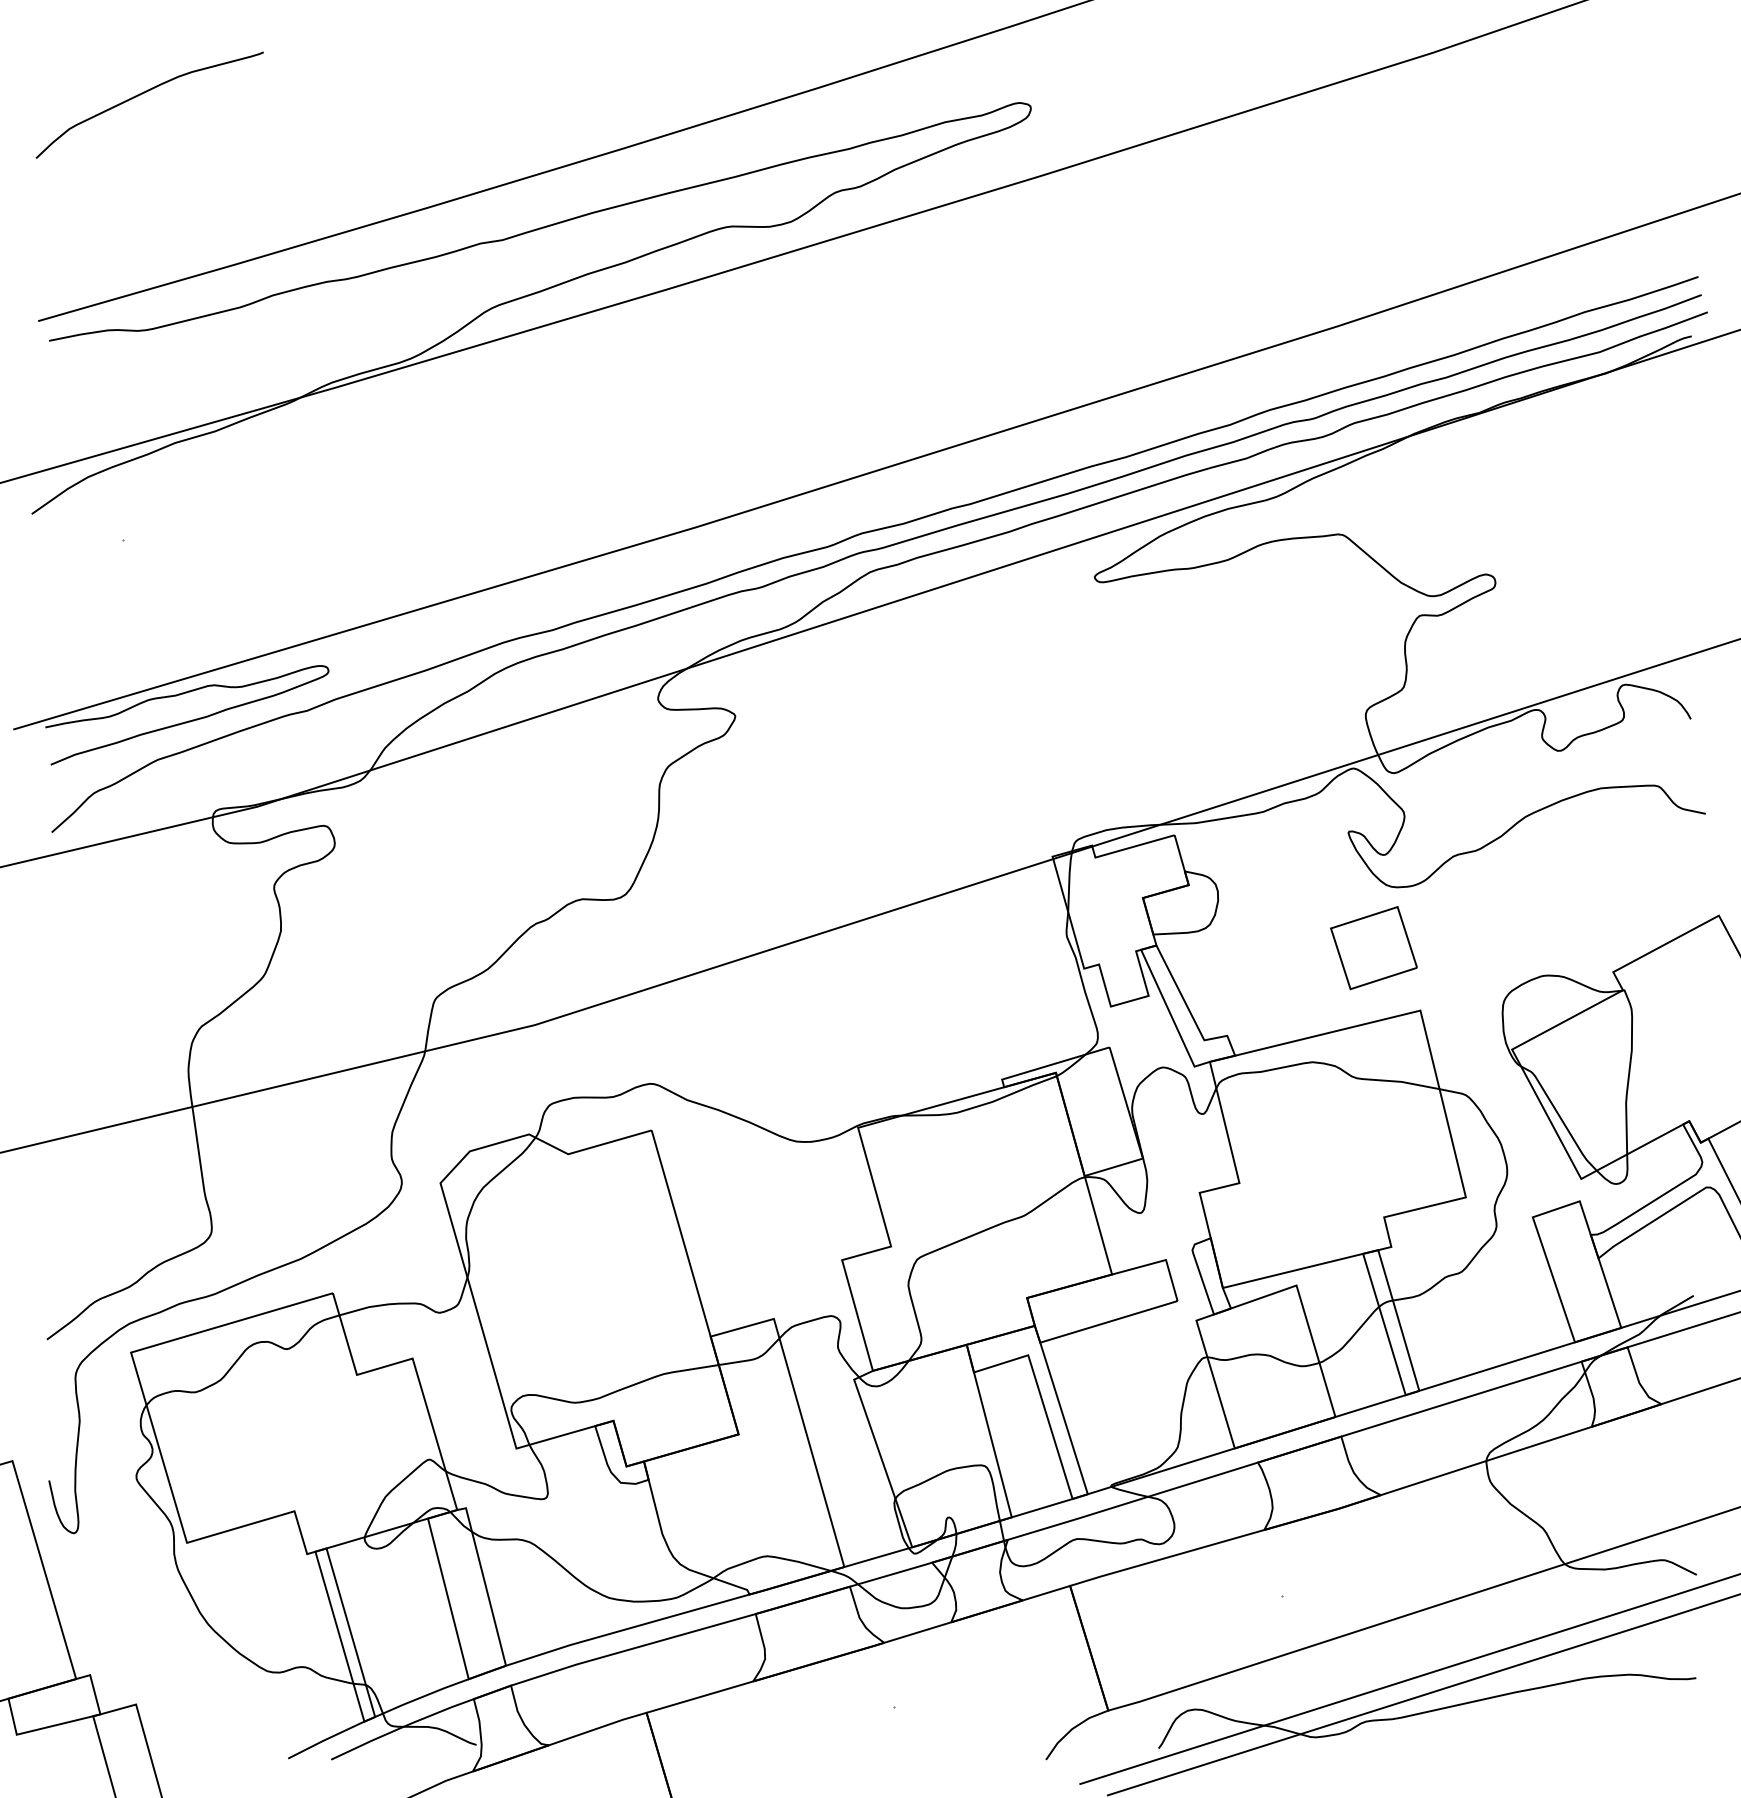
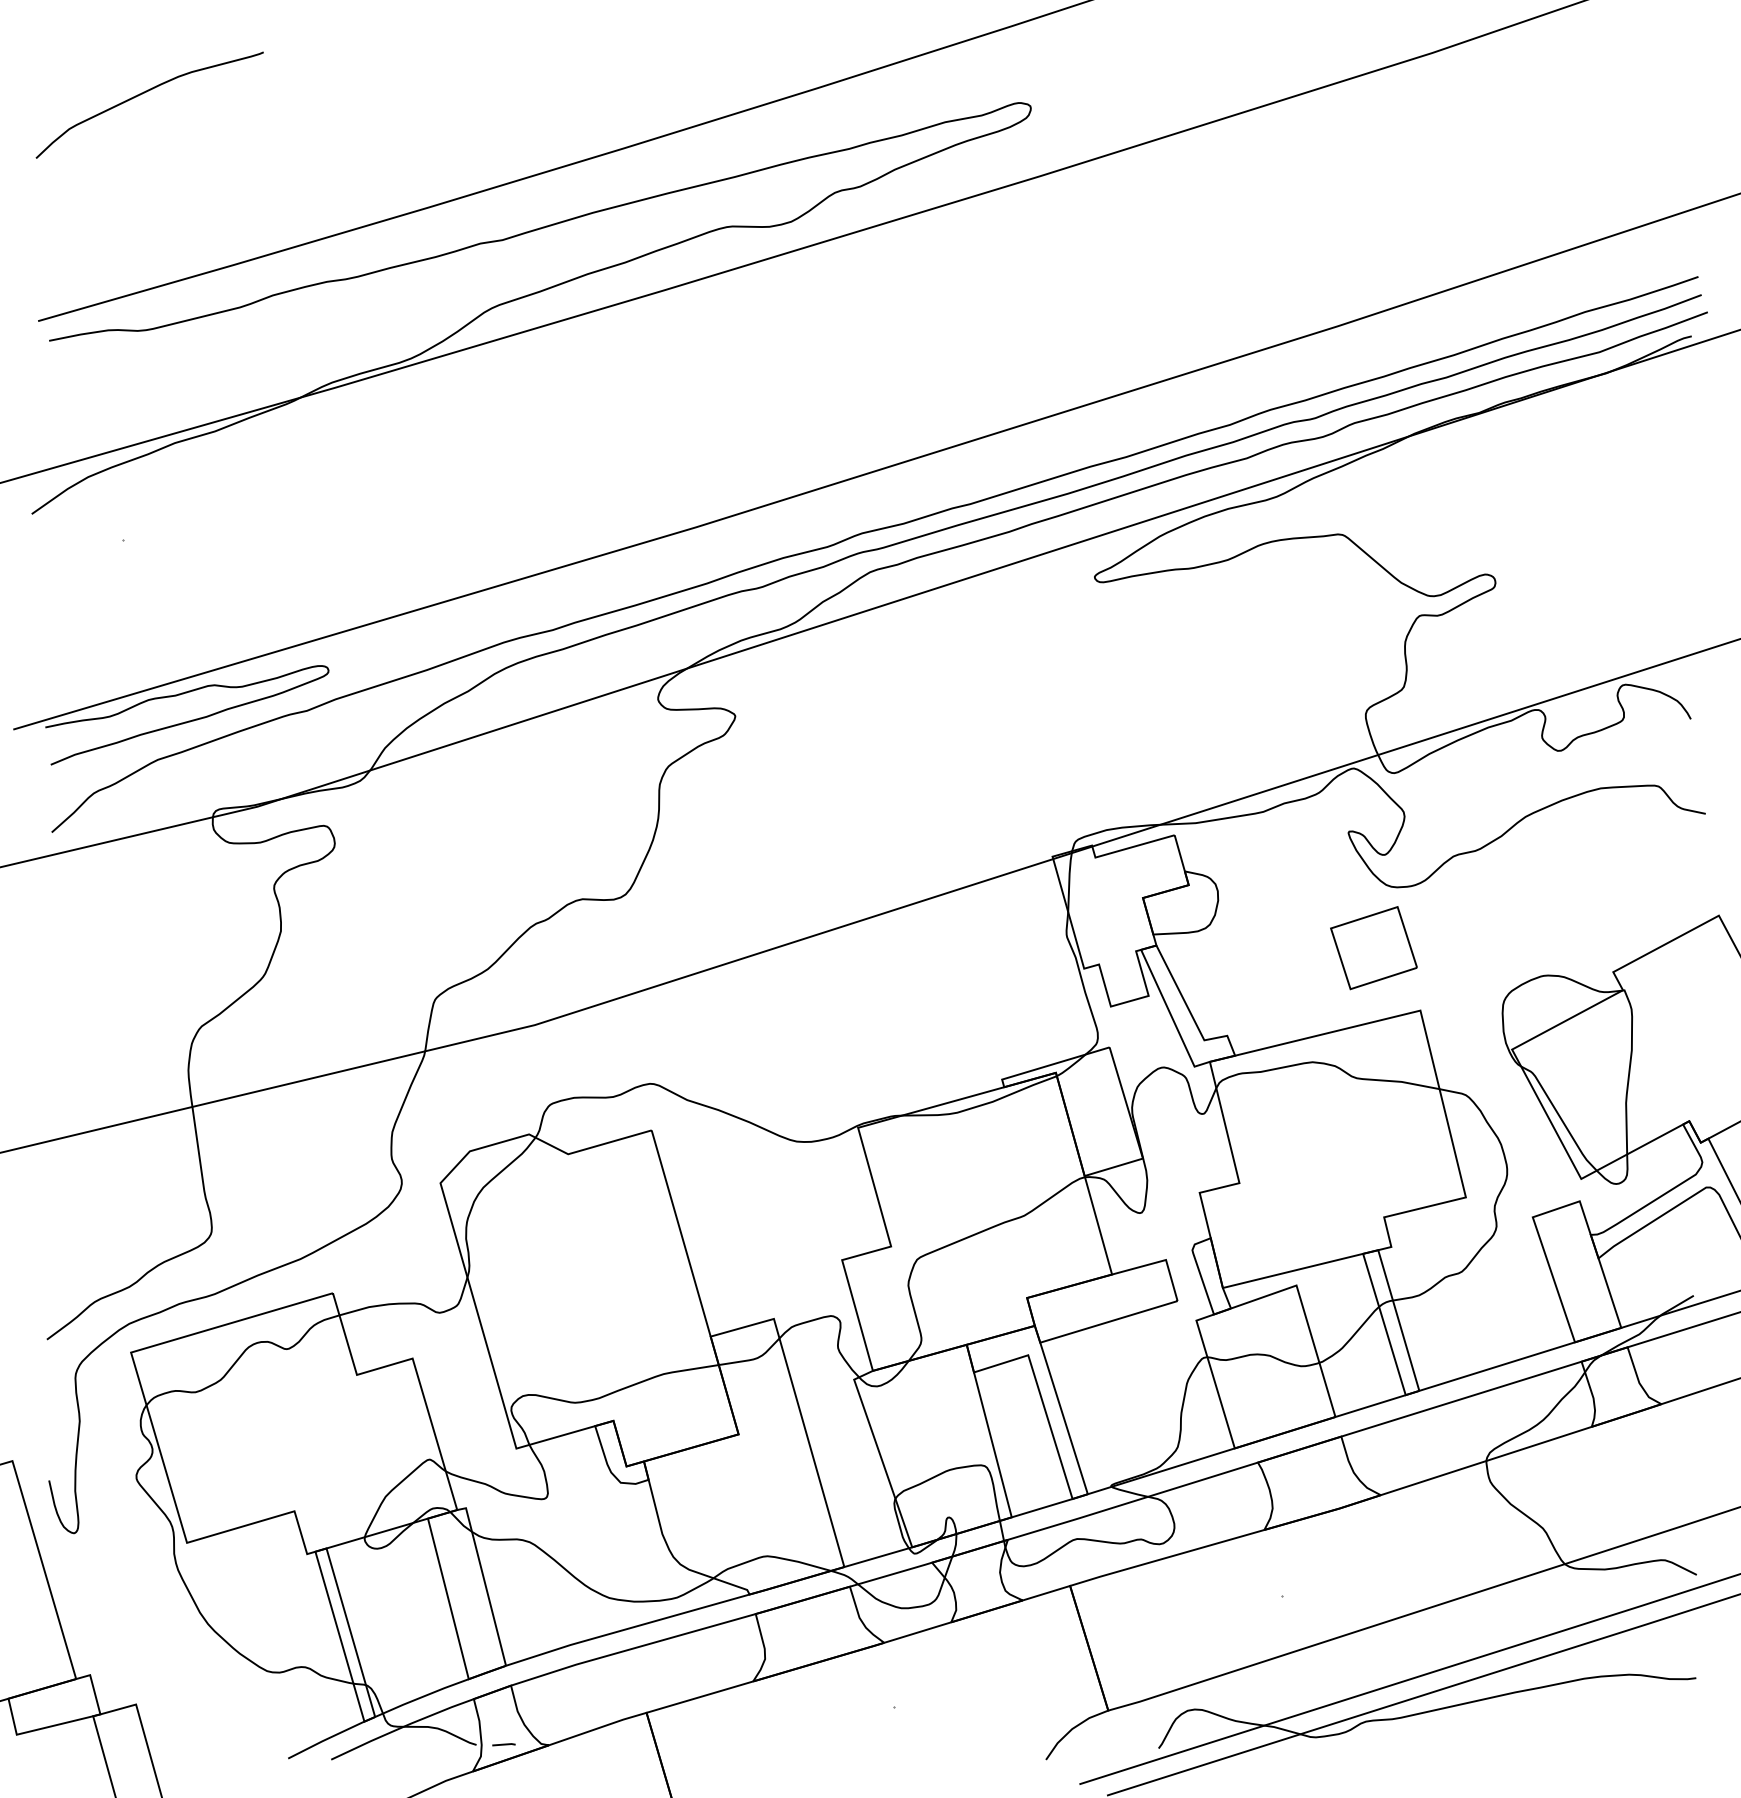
line: none -> present (503, 1744)
